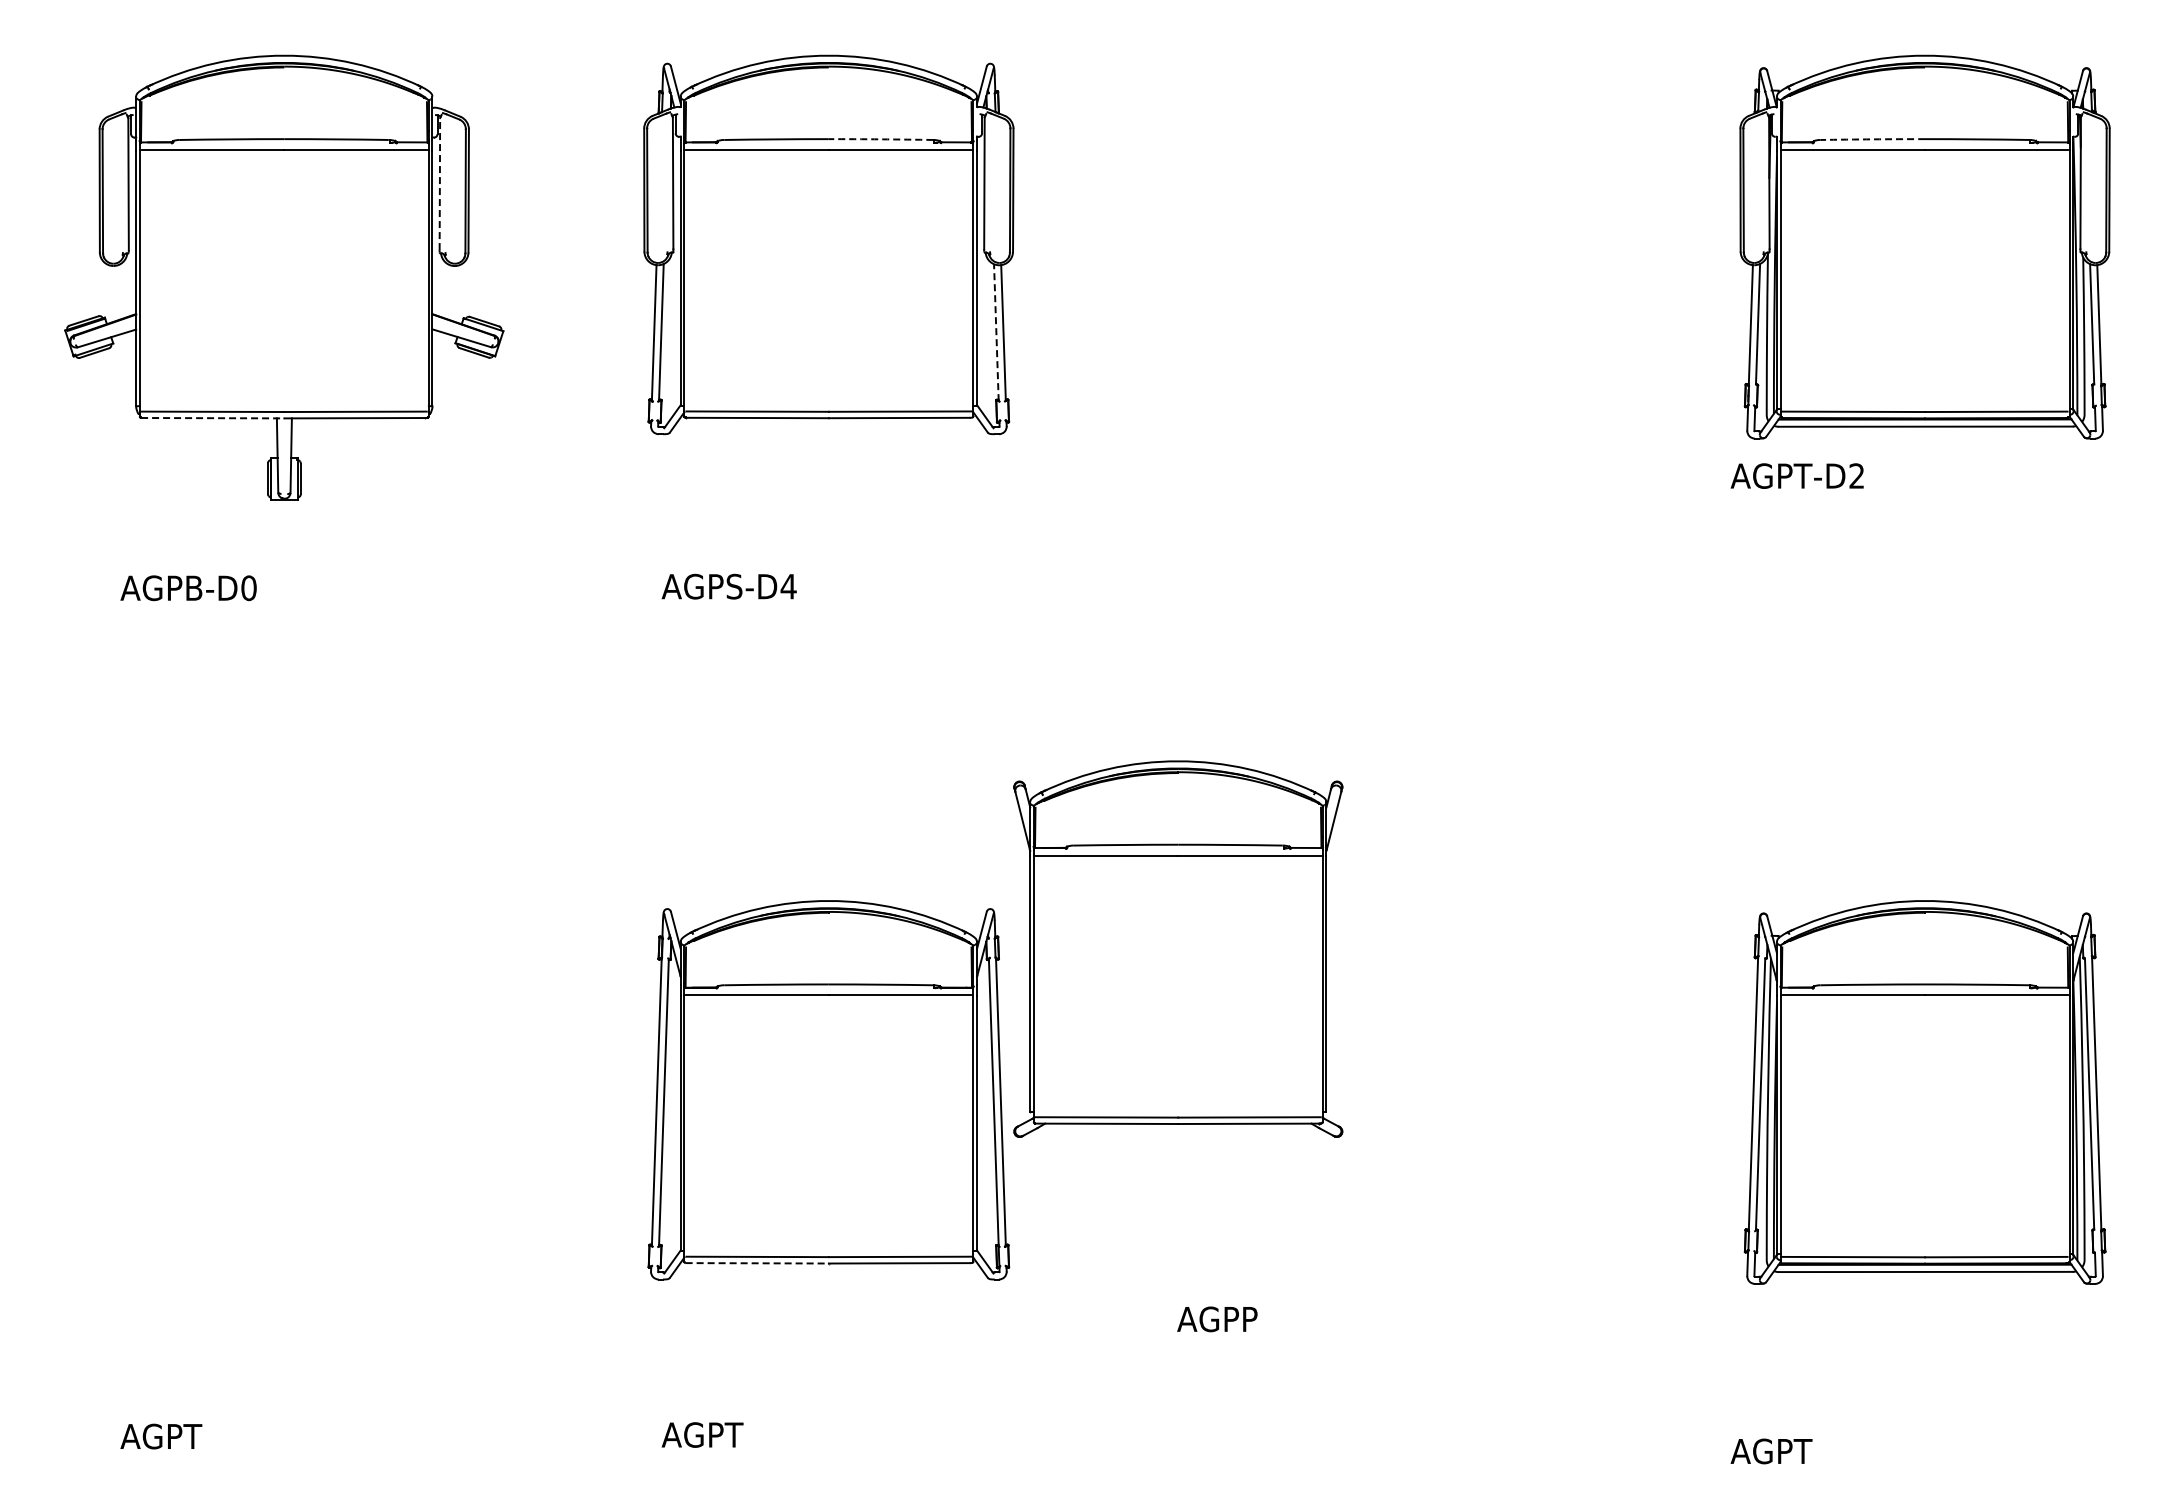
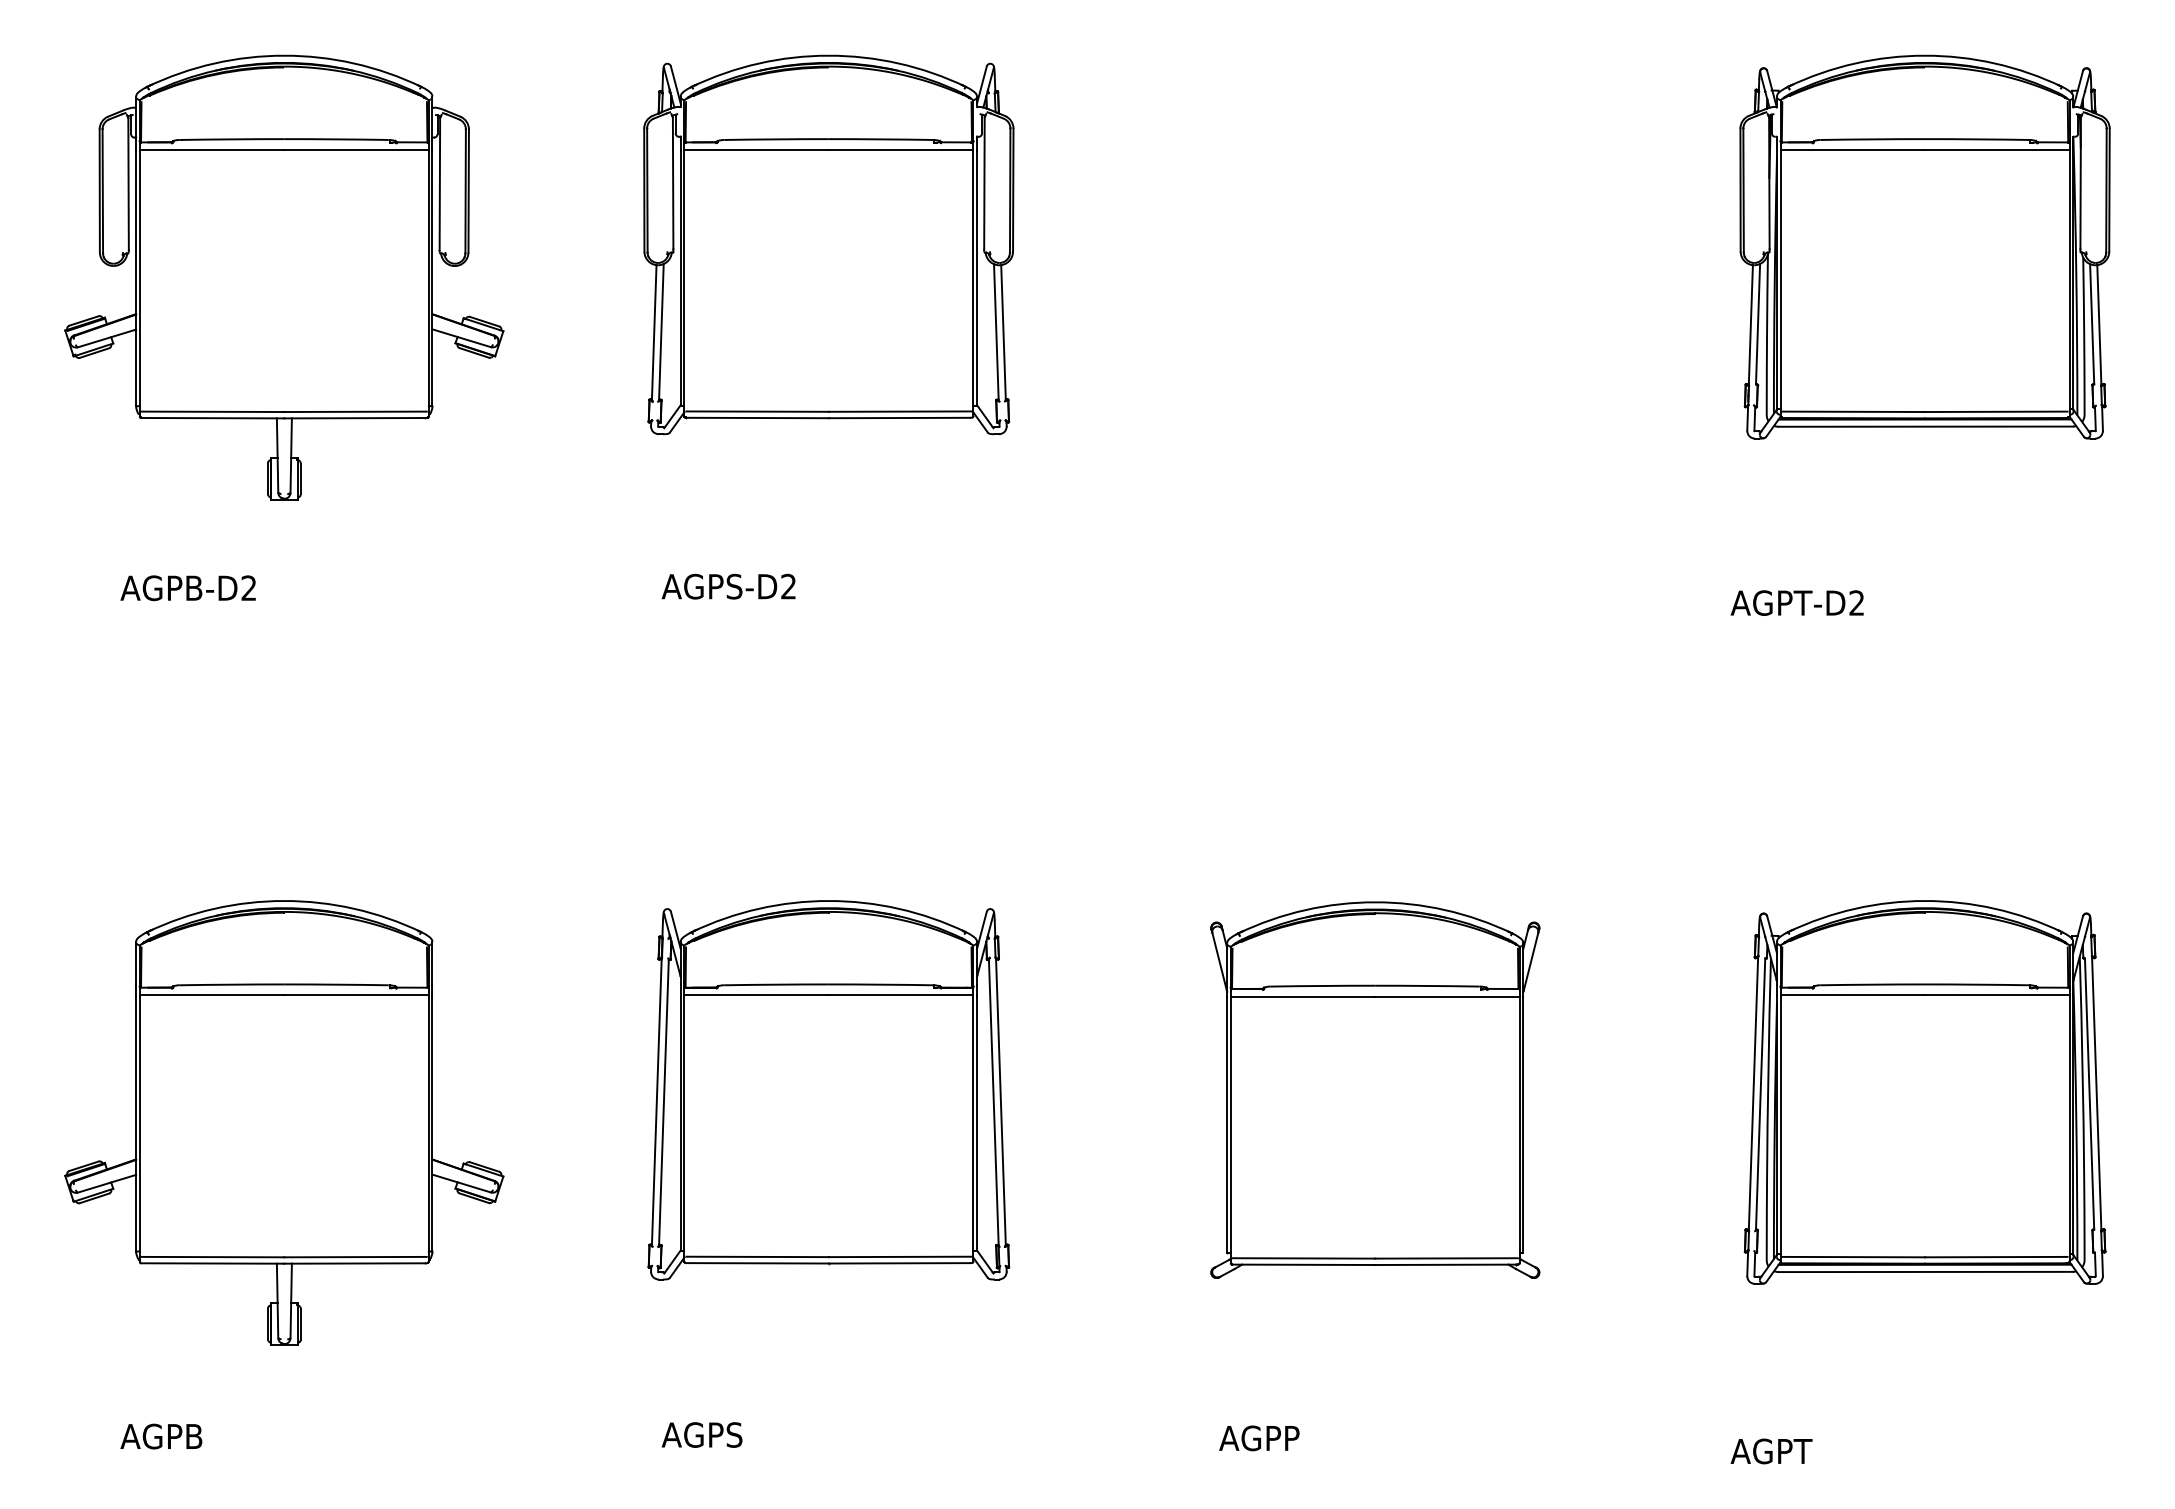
arc: dashed -> solid (881, 139)
arc: dashed -> solid (1872, 139)
line: dashed -> solid (439, 183)
line: dashed -> solid (996, 332)
line: dashed -> solid (212, 418)
text position: (1796, 475) -> (1796, 602) (1796, 602)
text: AGPS-D4 -> AGPS-D2 (788, 586)
text: AGPB-D0 -> AGPB-D2 (248, 588)
part position: (1178, 948) -> (1375, 1089) (1375, 1089)
part: none -> present (284, 1122)
line: dashed -> solid (757, 1263)
text position: (1217, 1319) -> (1259, 1438) (1259, 1438)
text: AGPT -> AGPS (733, 1434)
text: AGPT -> AGPB (192, 1436)
